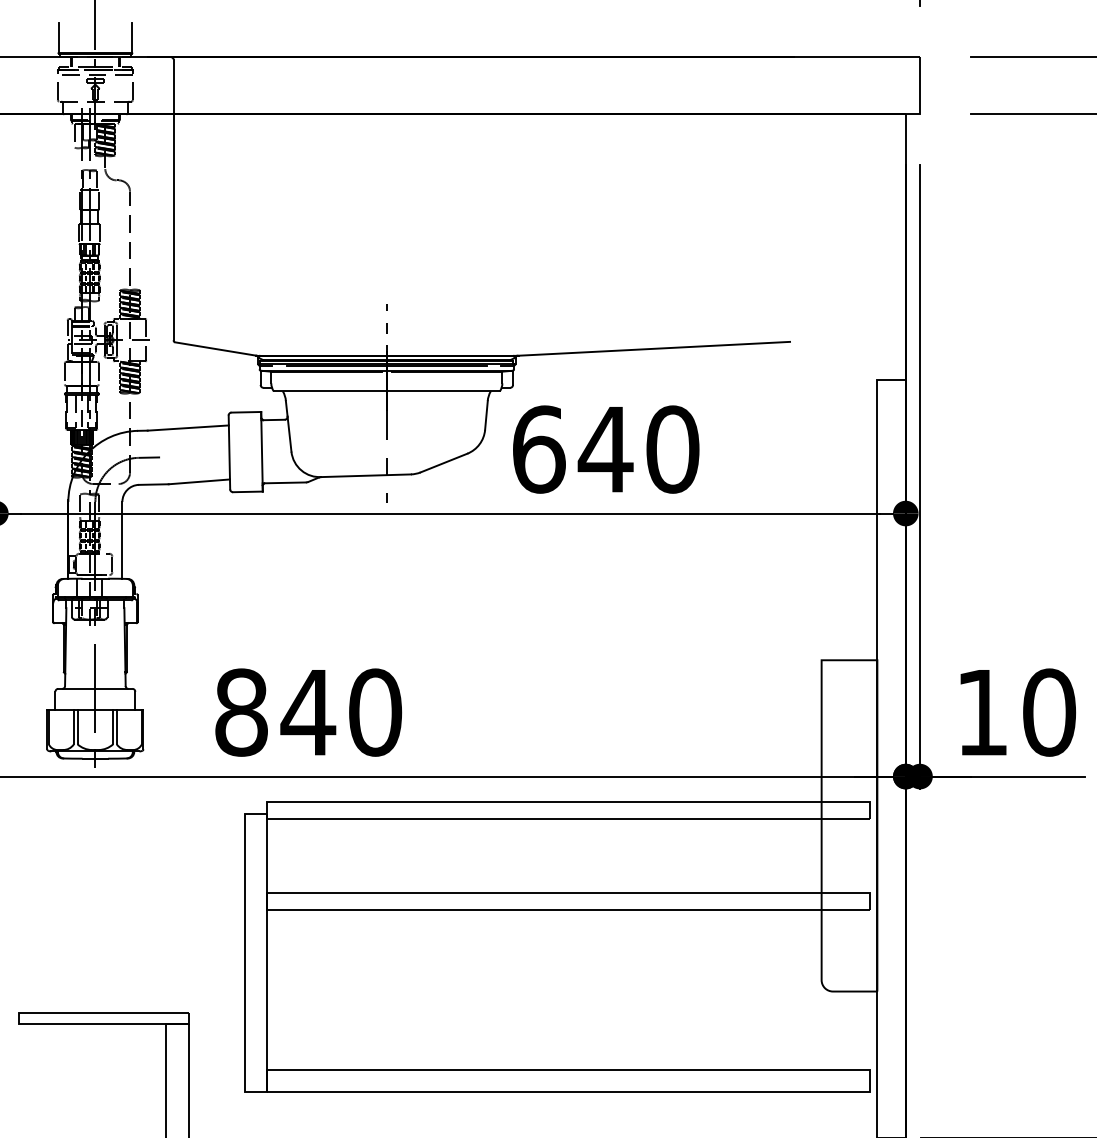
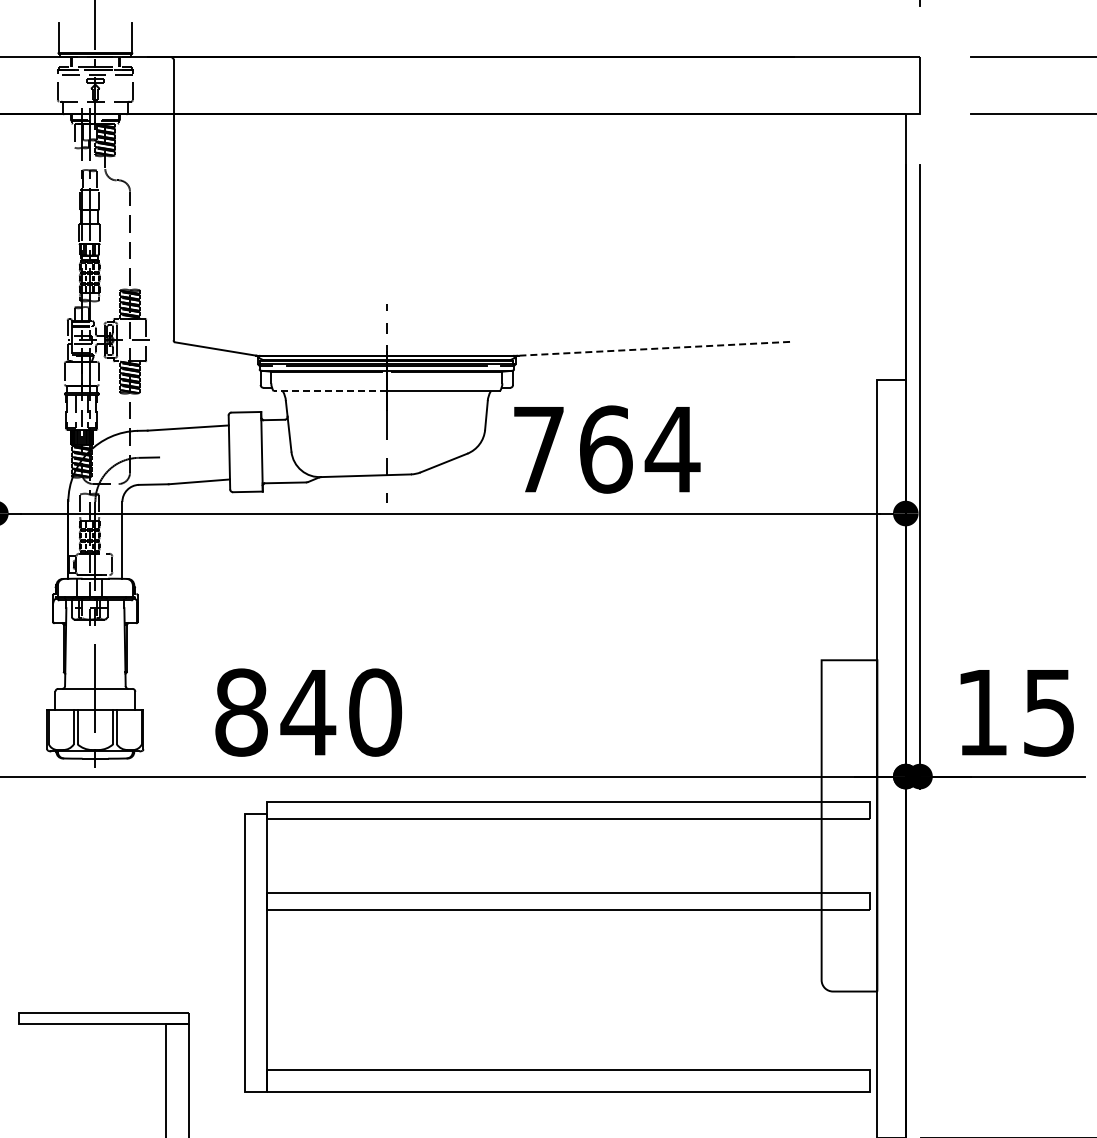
line: solid -> dashed (653, 348)
line: solid -> dashed (330, 391)
text: 640 -> 764 (606, 449)
text: 10 -> 15 (1049, 712)
